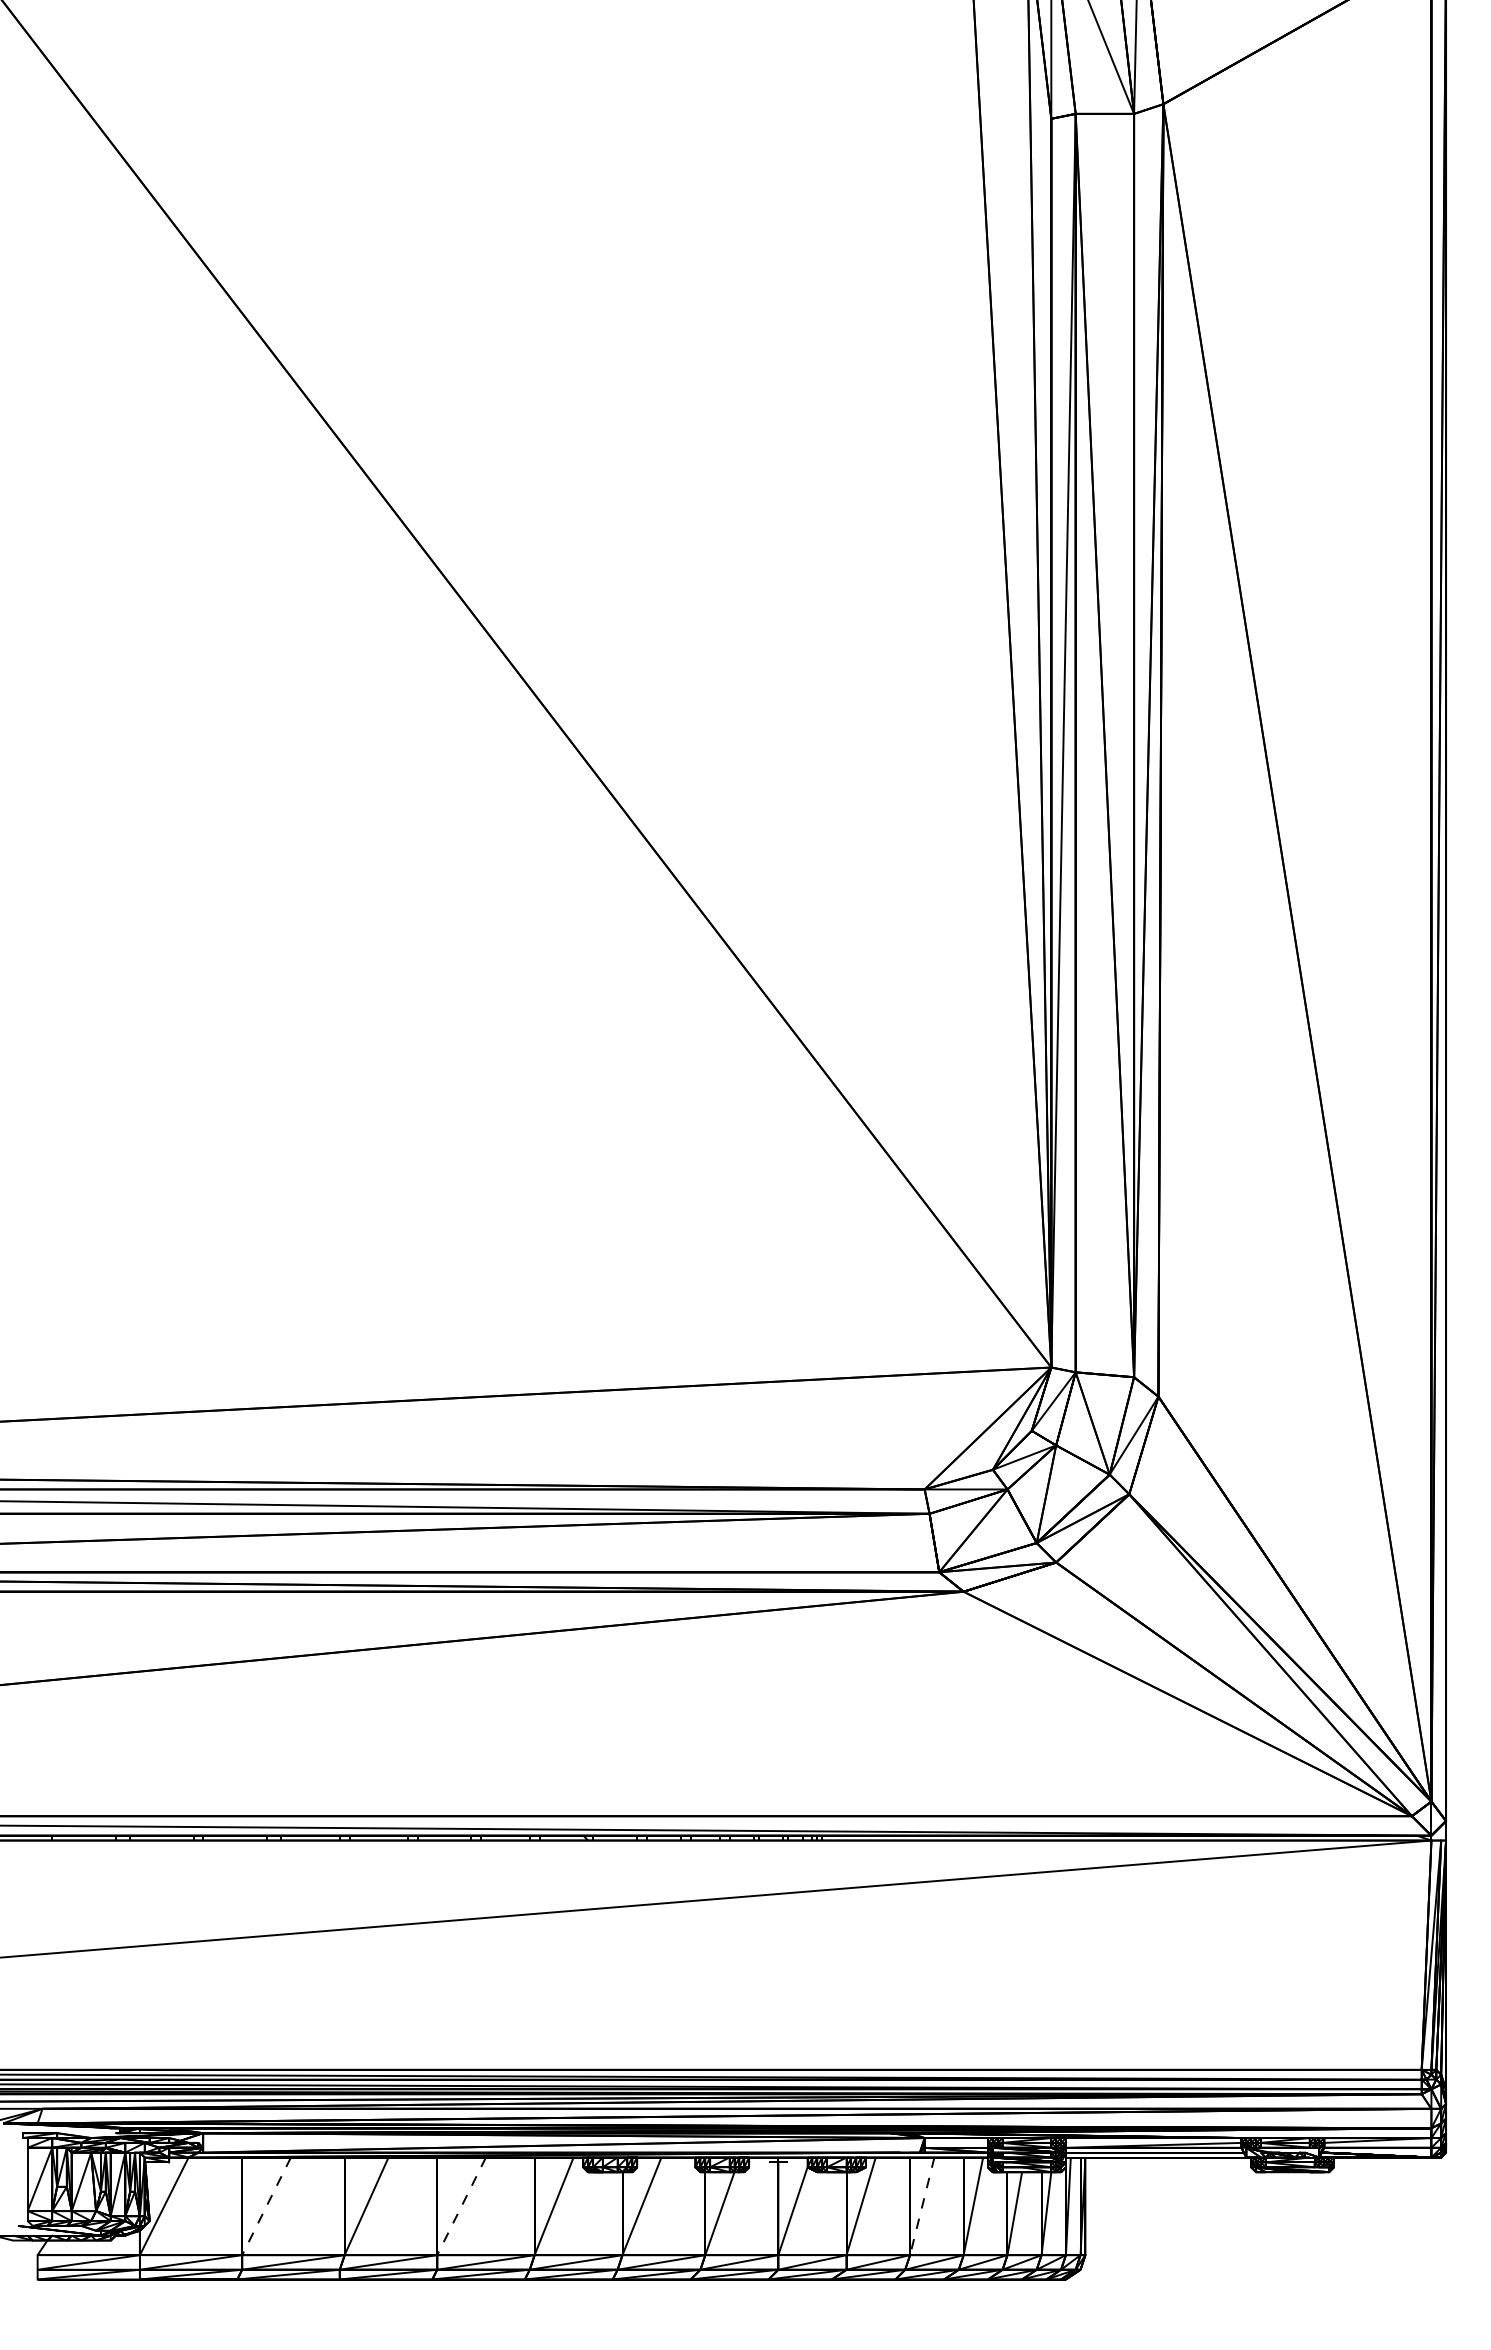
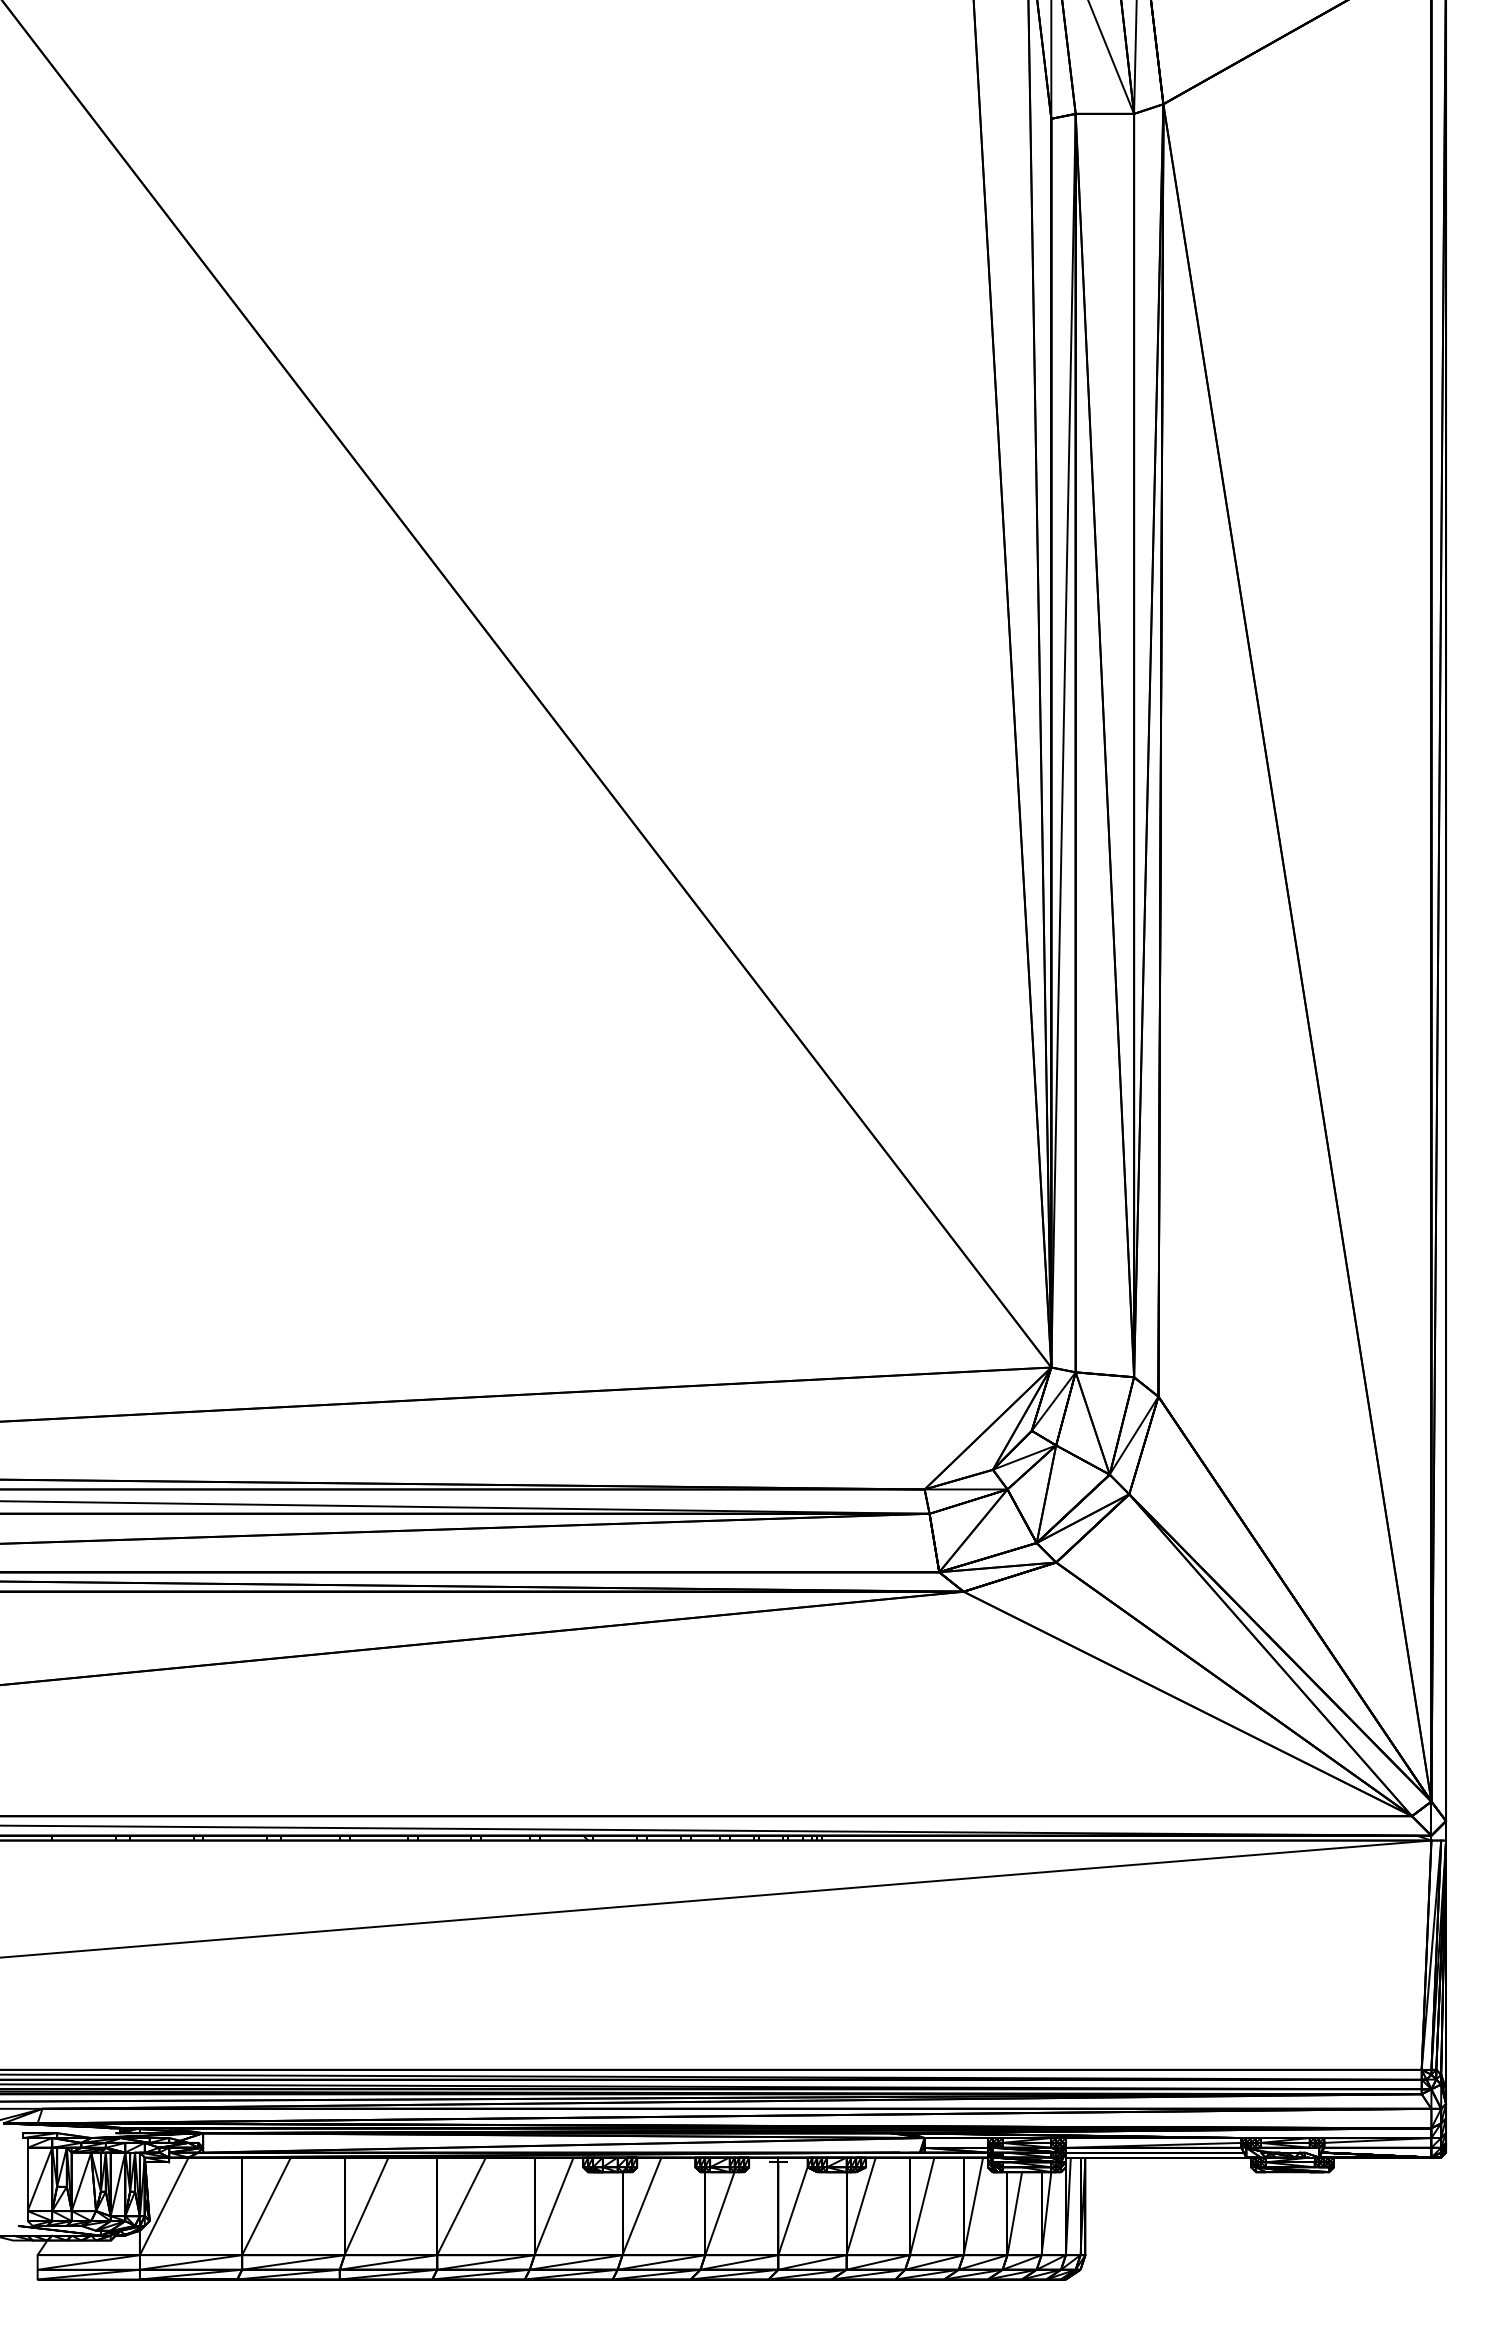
line: dashed -> solid (266, 2206)
line: dashed -> solid (461, 2206)
line: dashed -> solid (922, 2206)
